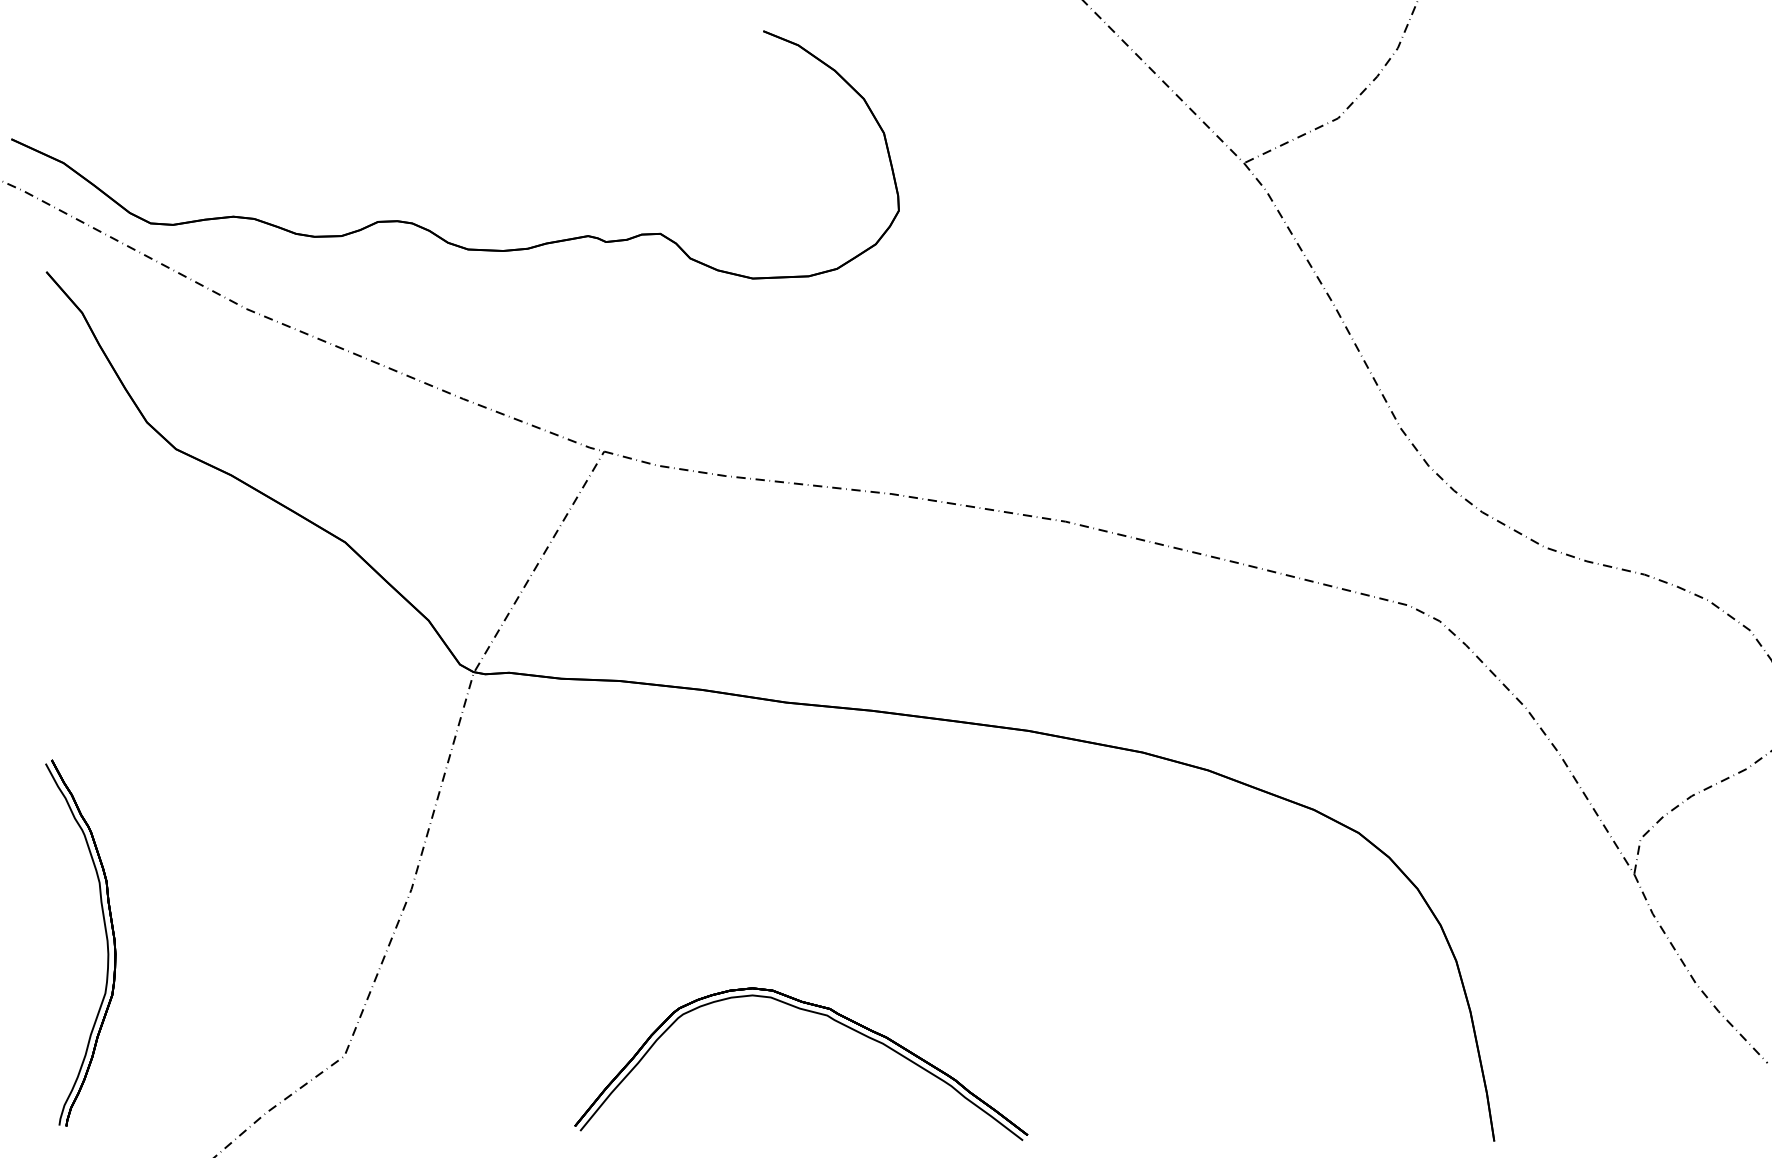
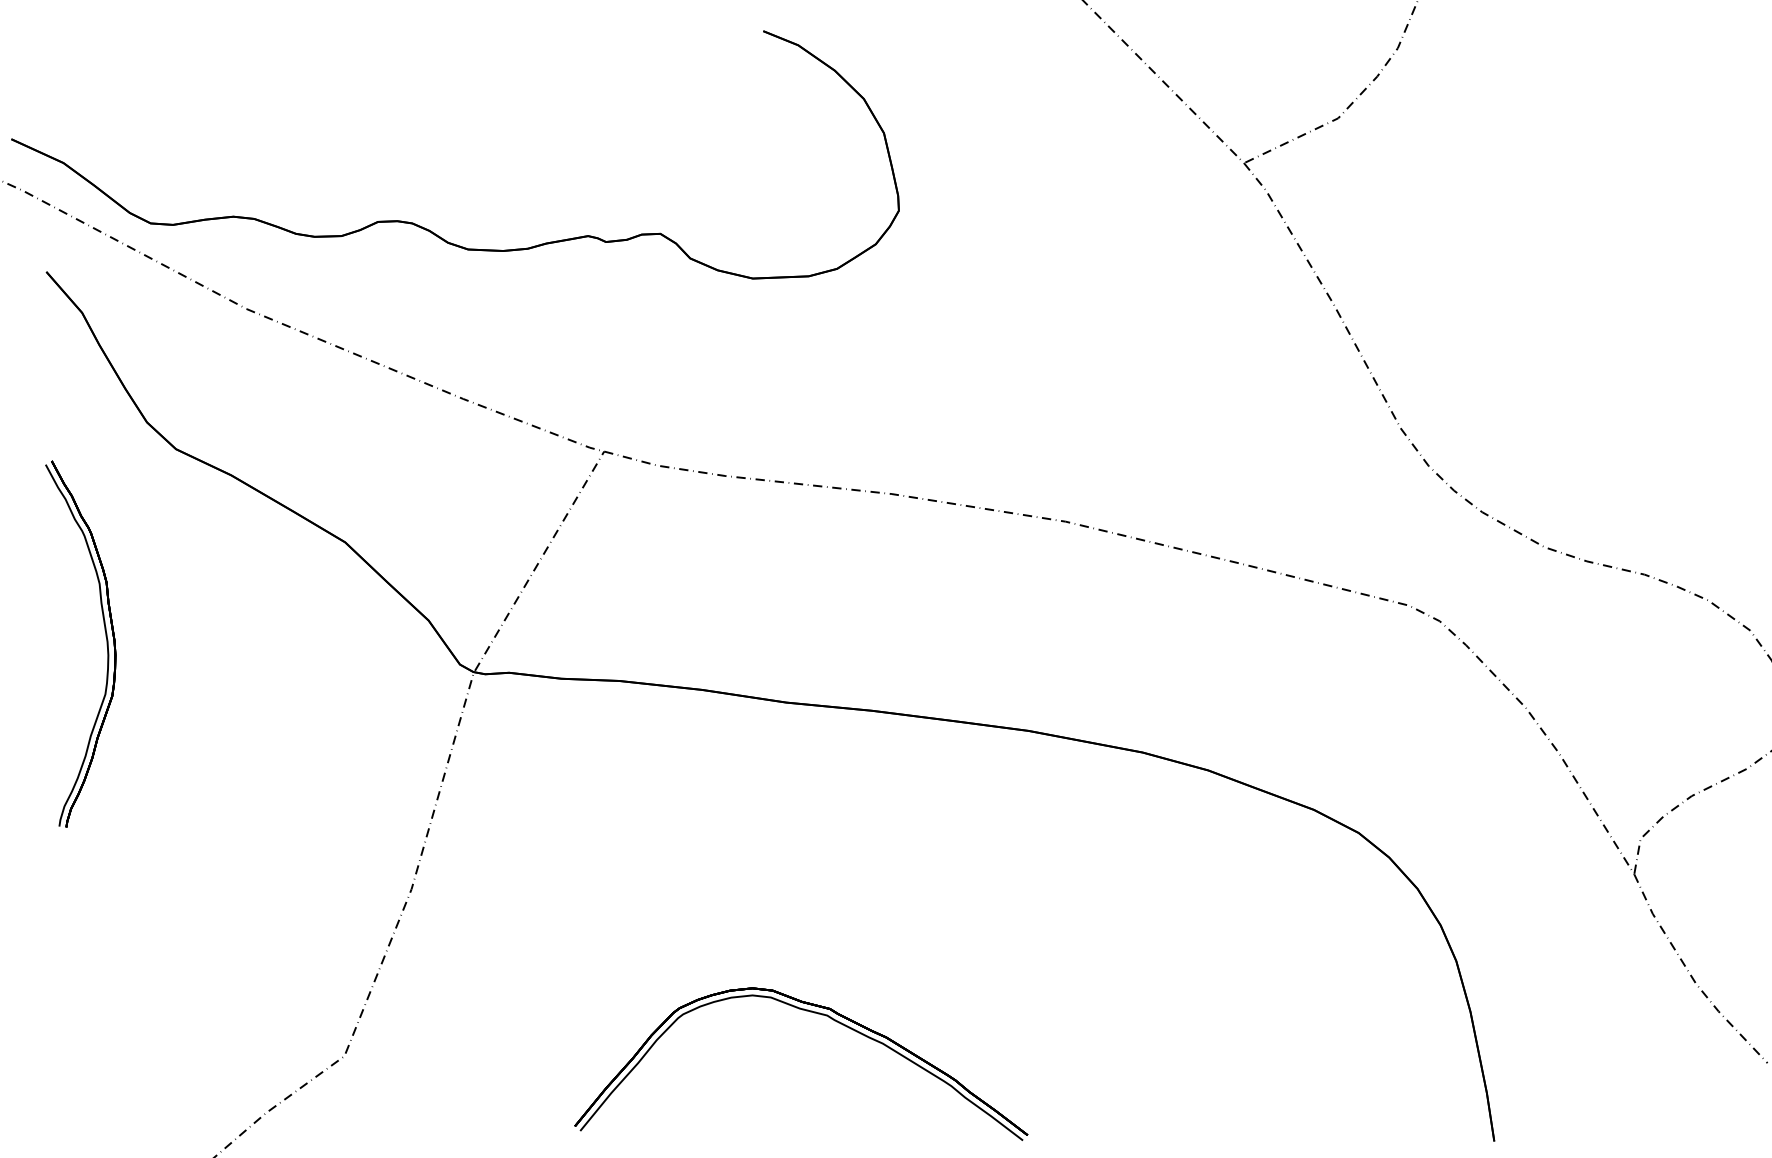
part position: (105, 935) -> (105, 636) (105, 636)
